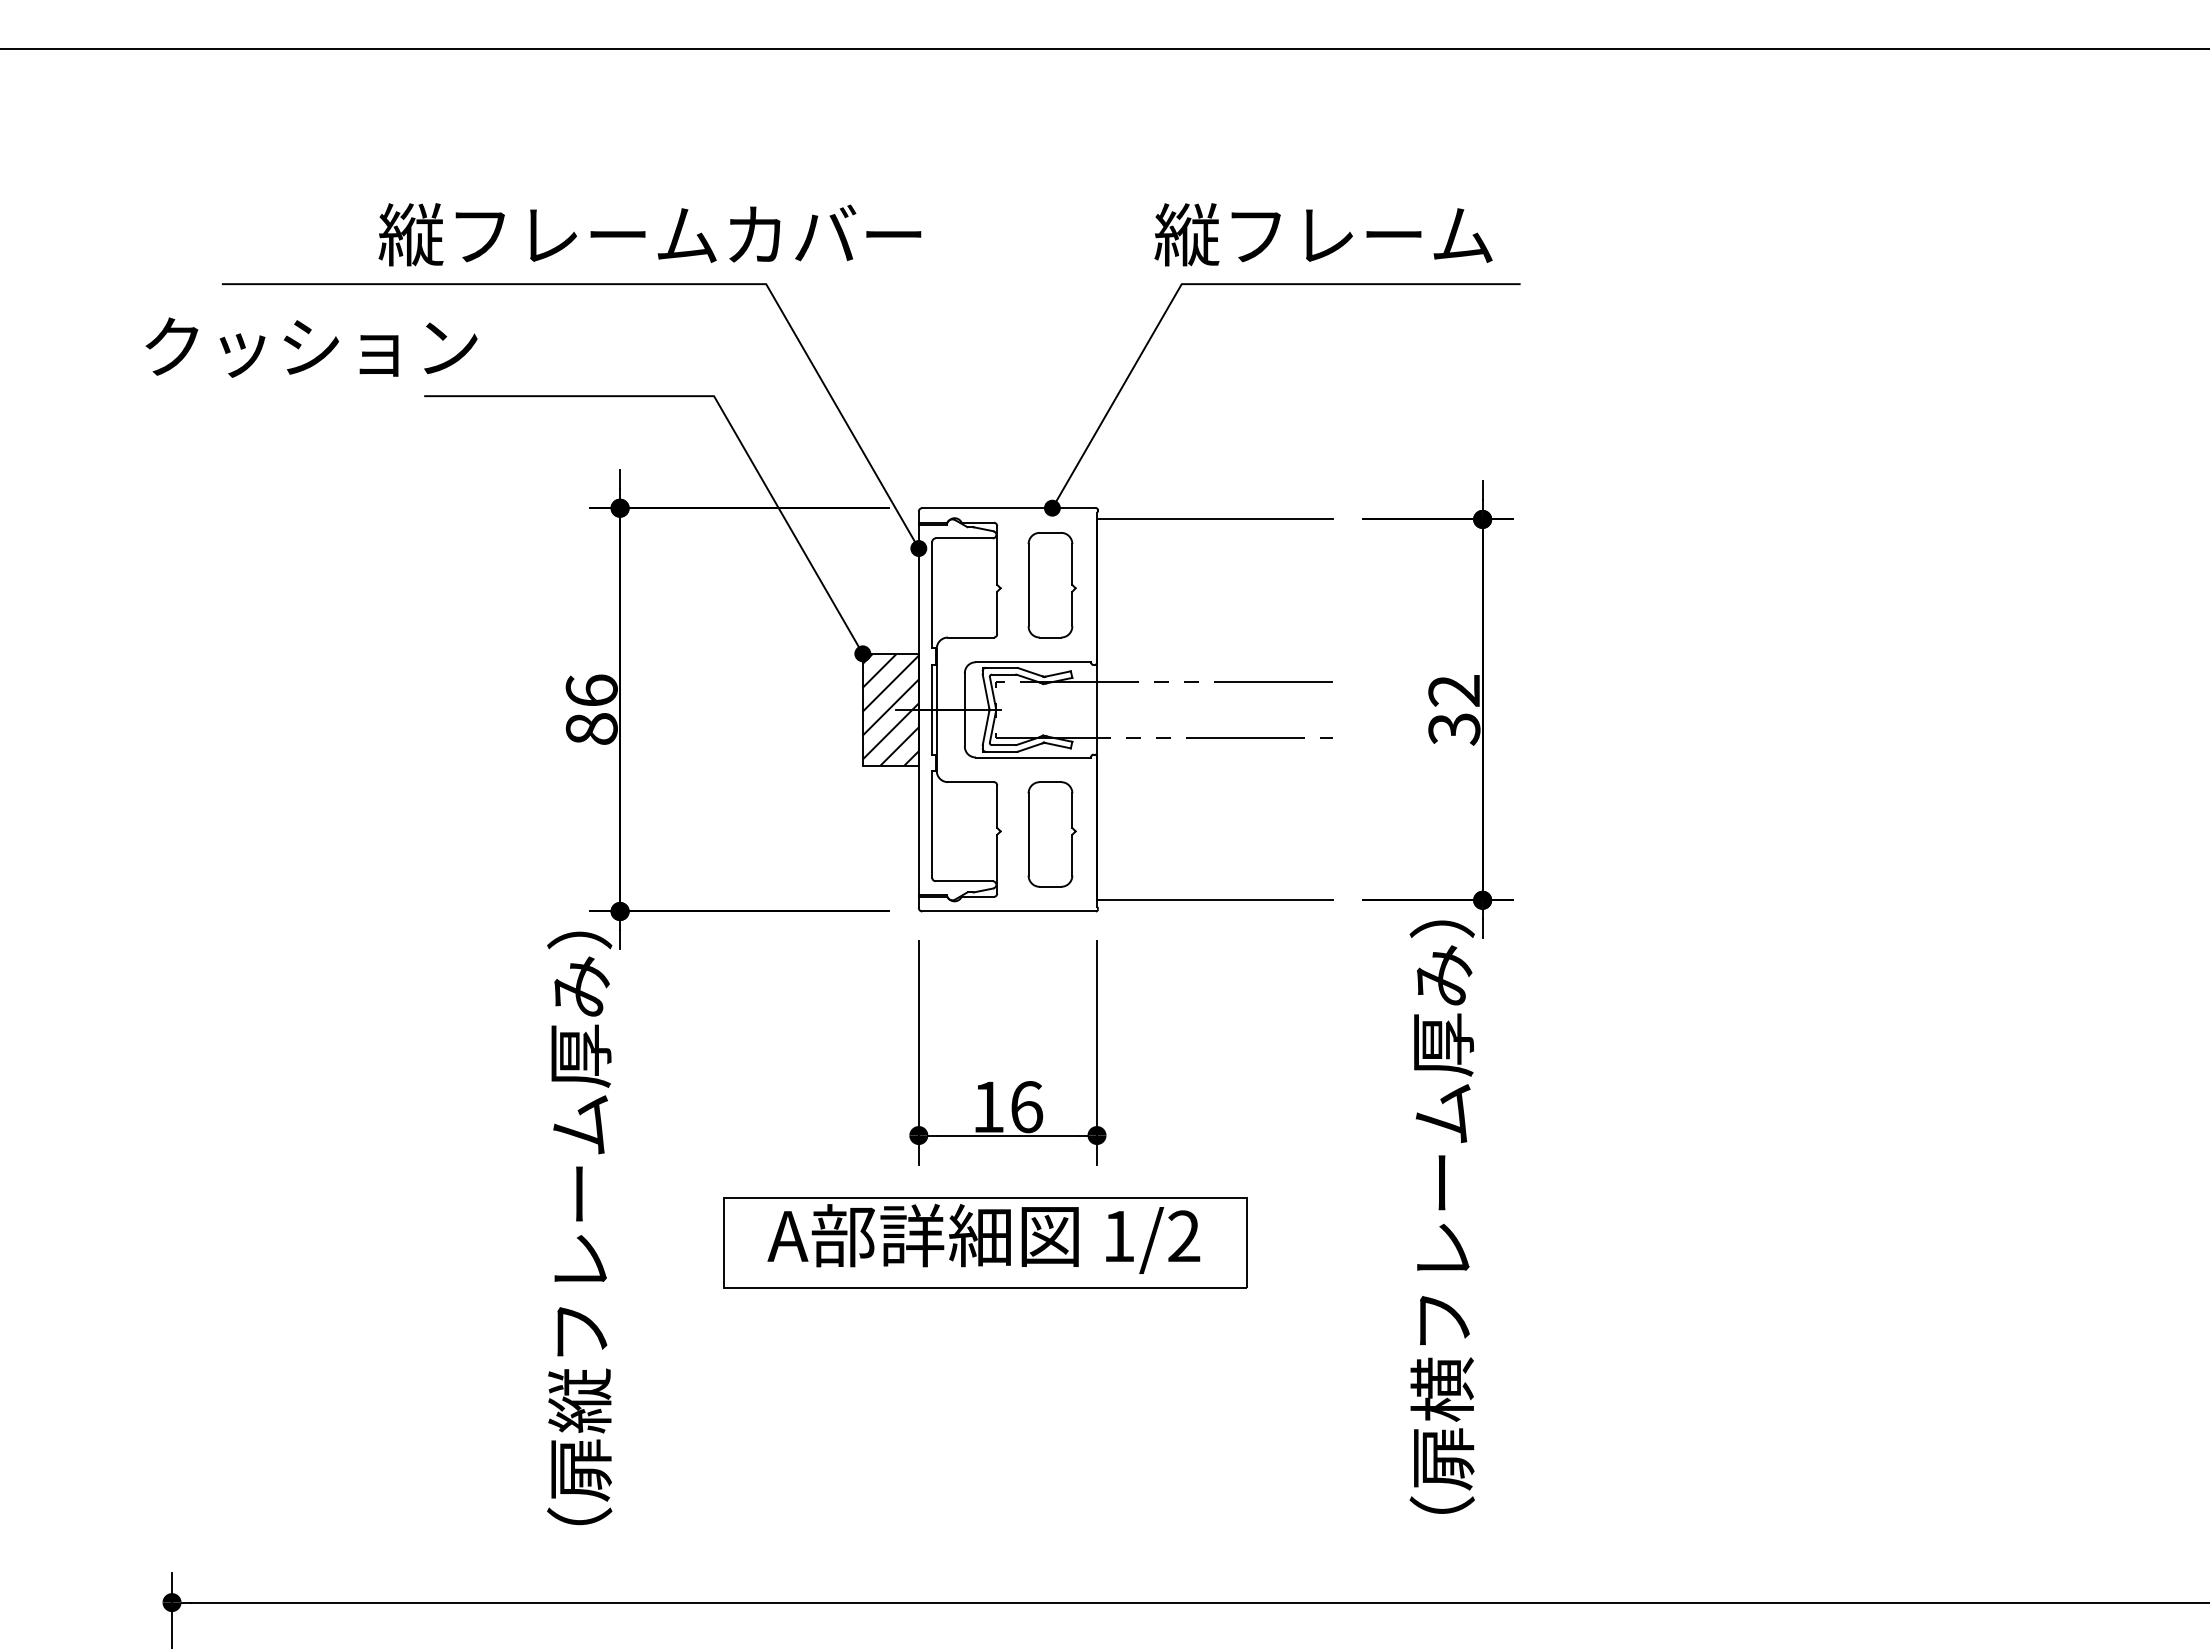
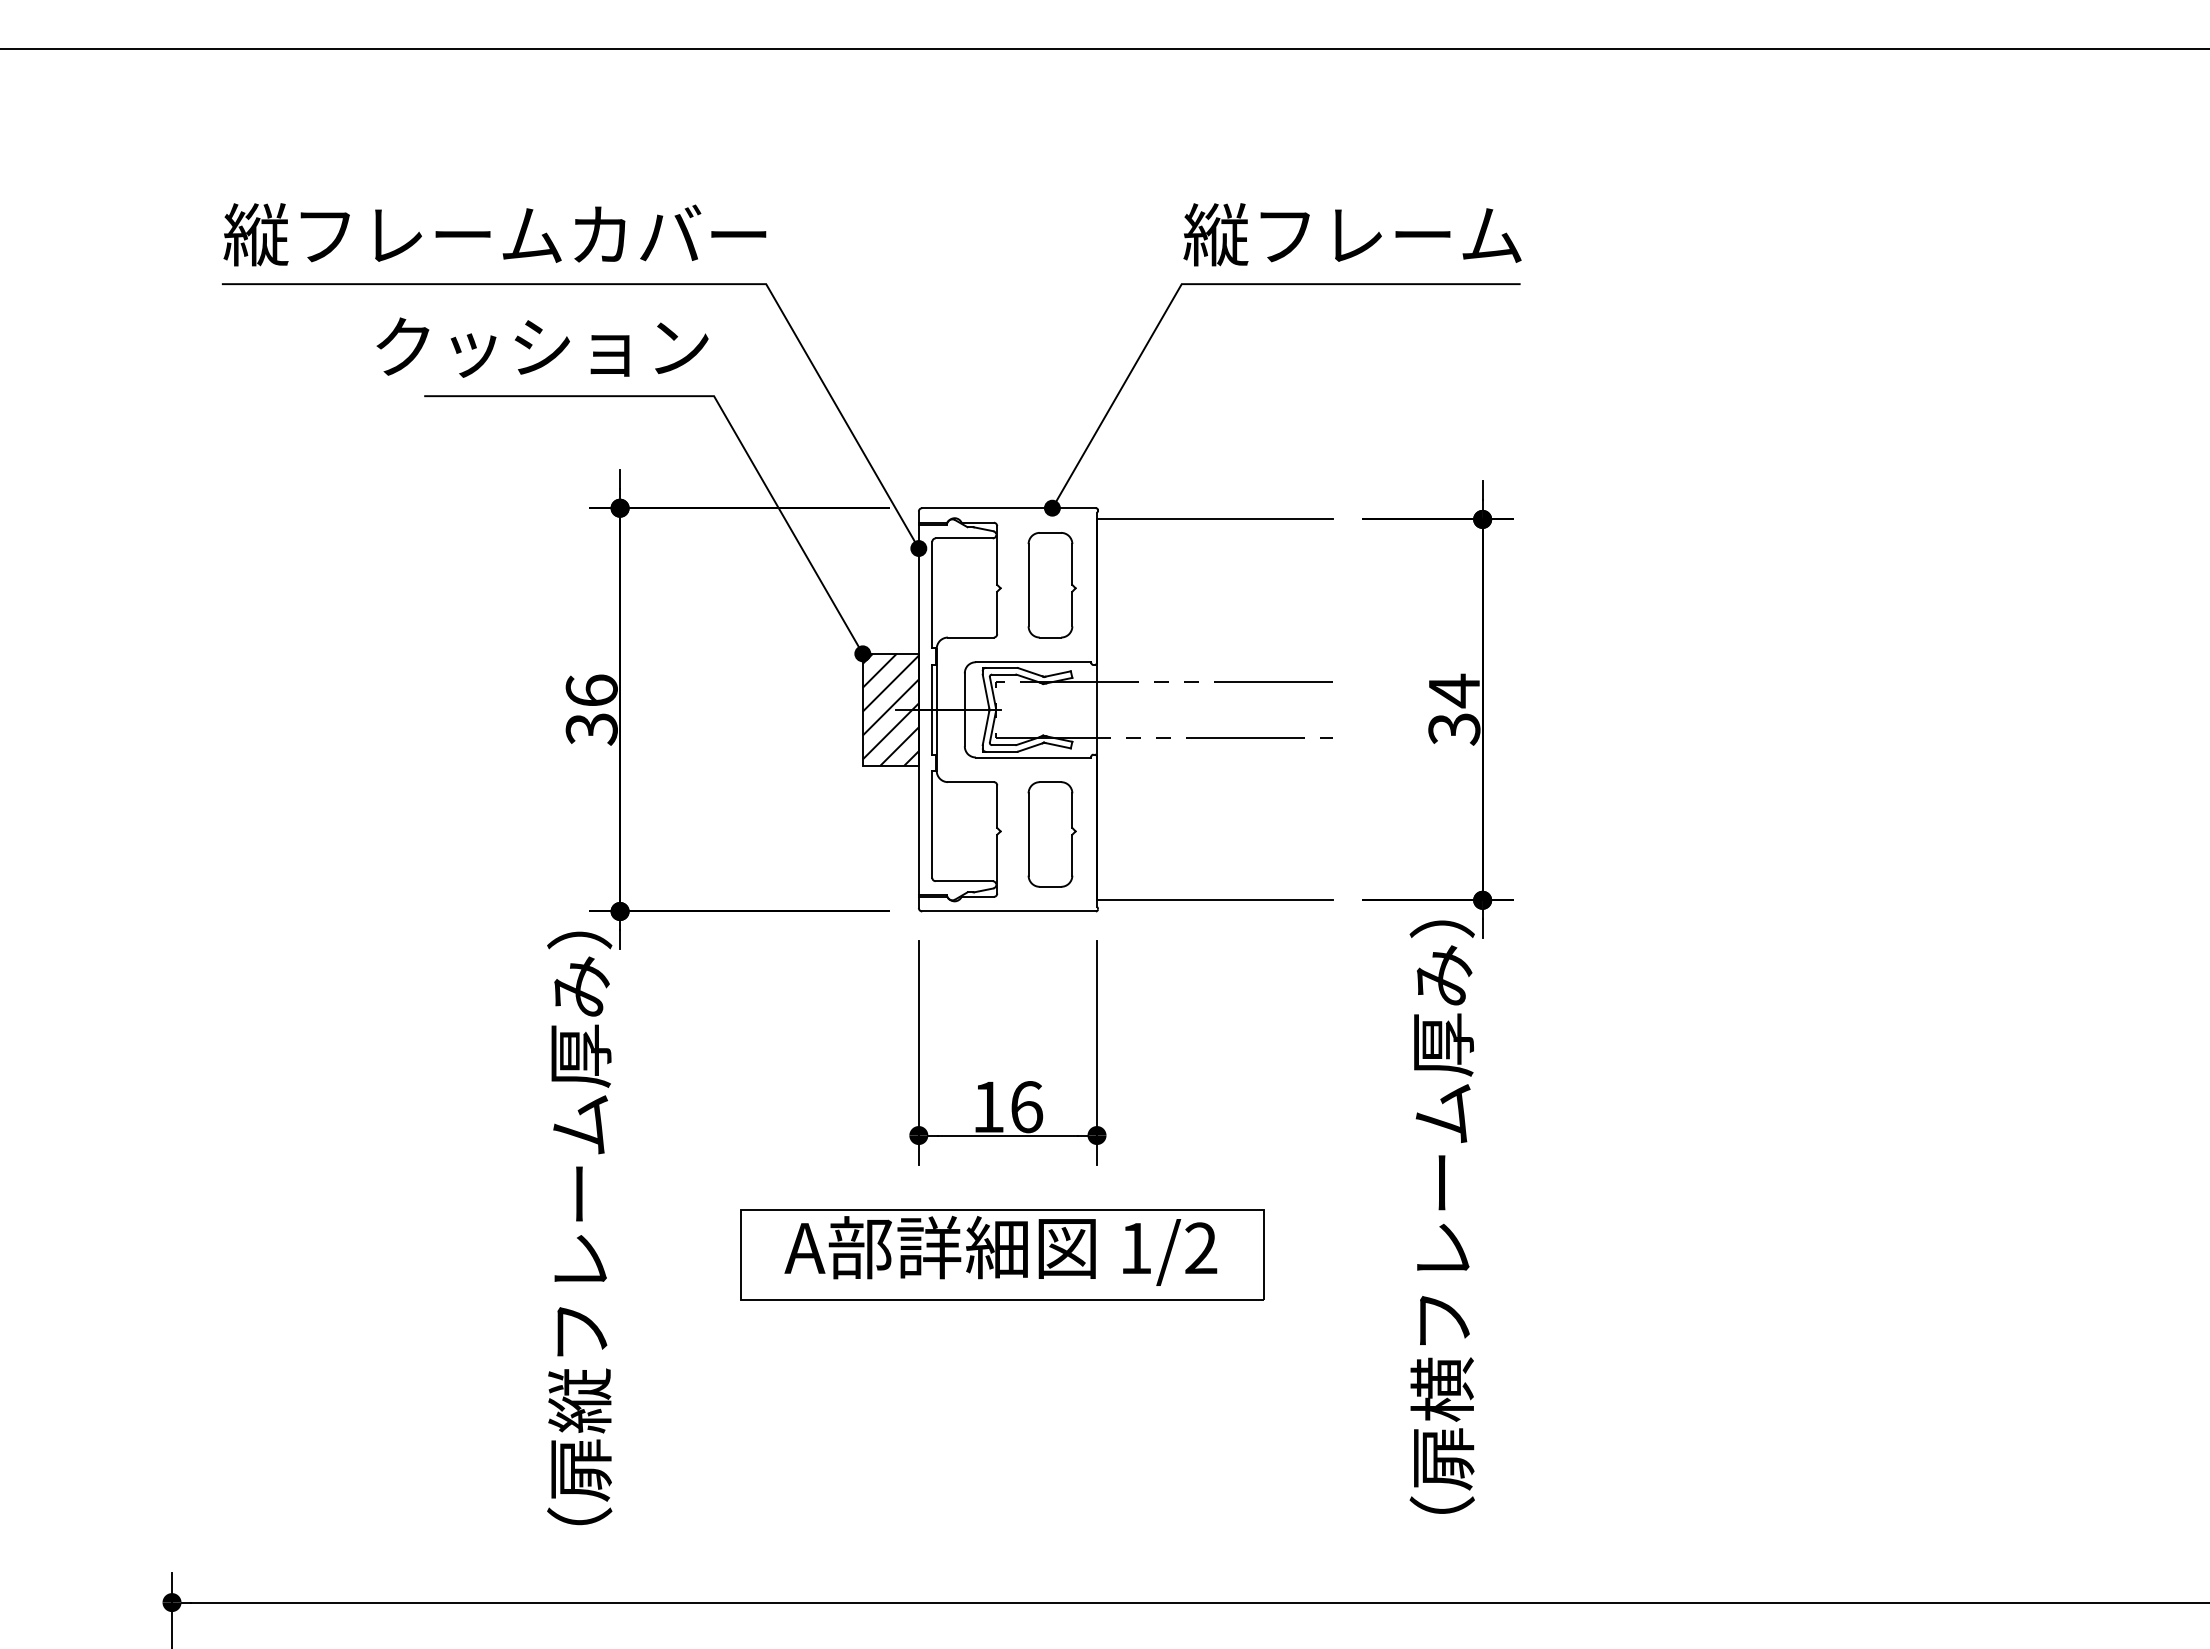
text position: (649, 234) -> (494, 234) (494, 234)
text position: (1323, 234) -> (1352, 234) (1352, 234)
text position: (311, 347) -> (542, 347) (542, 347)
text: 32 -> 34 (1453, 690)
text: 86 -> 36 (591, 729)
part position: (985, 1242) -> (1002, 1254) (1002, 1254)
